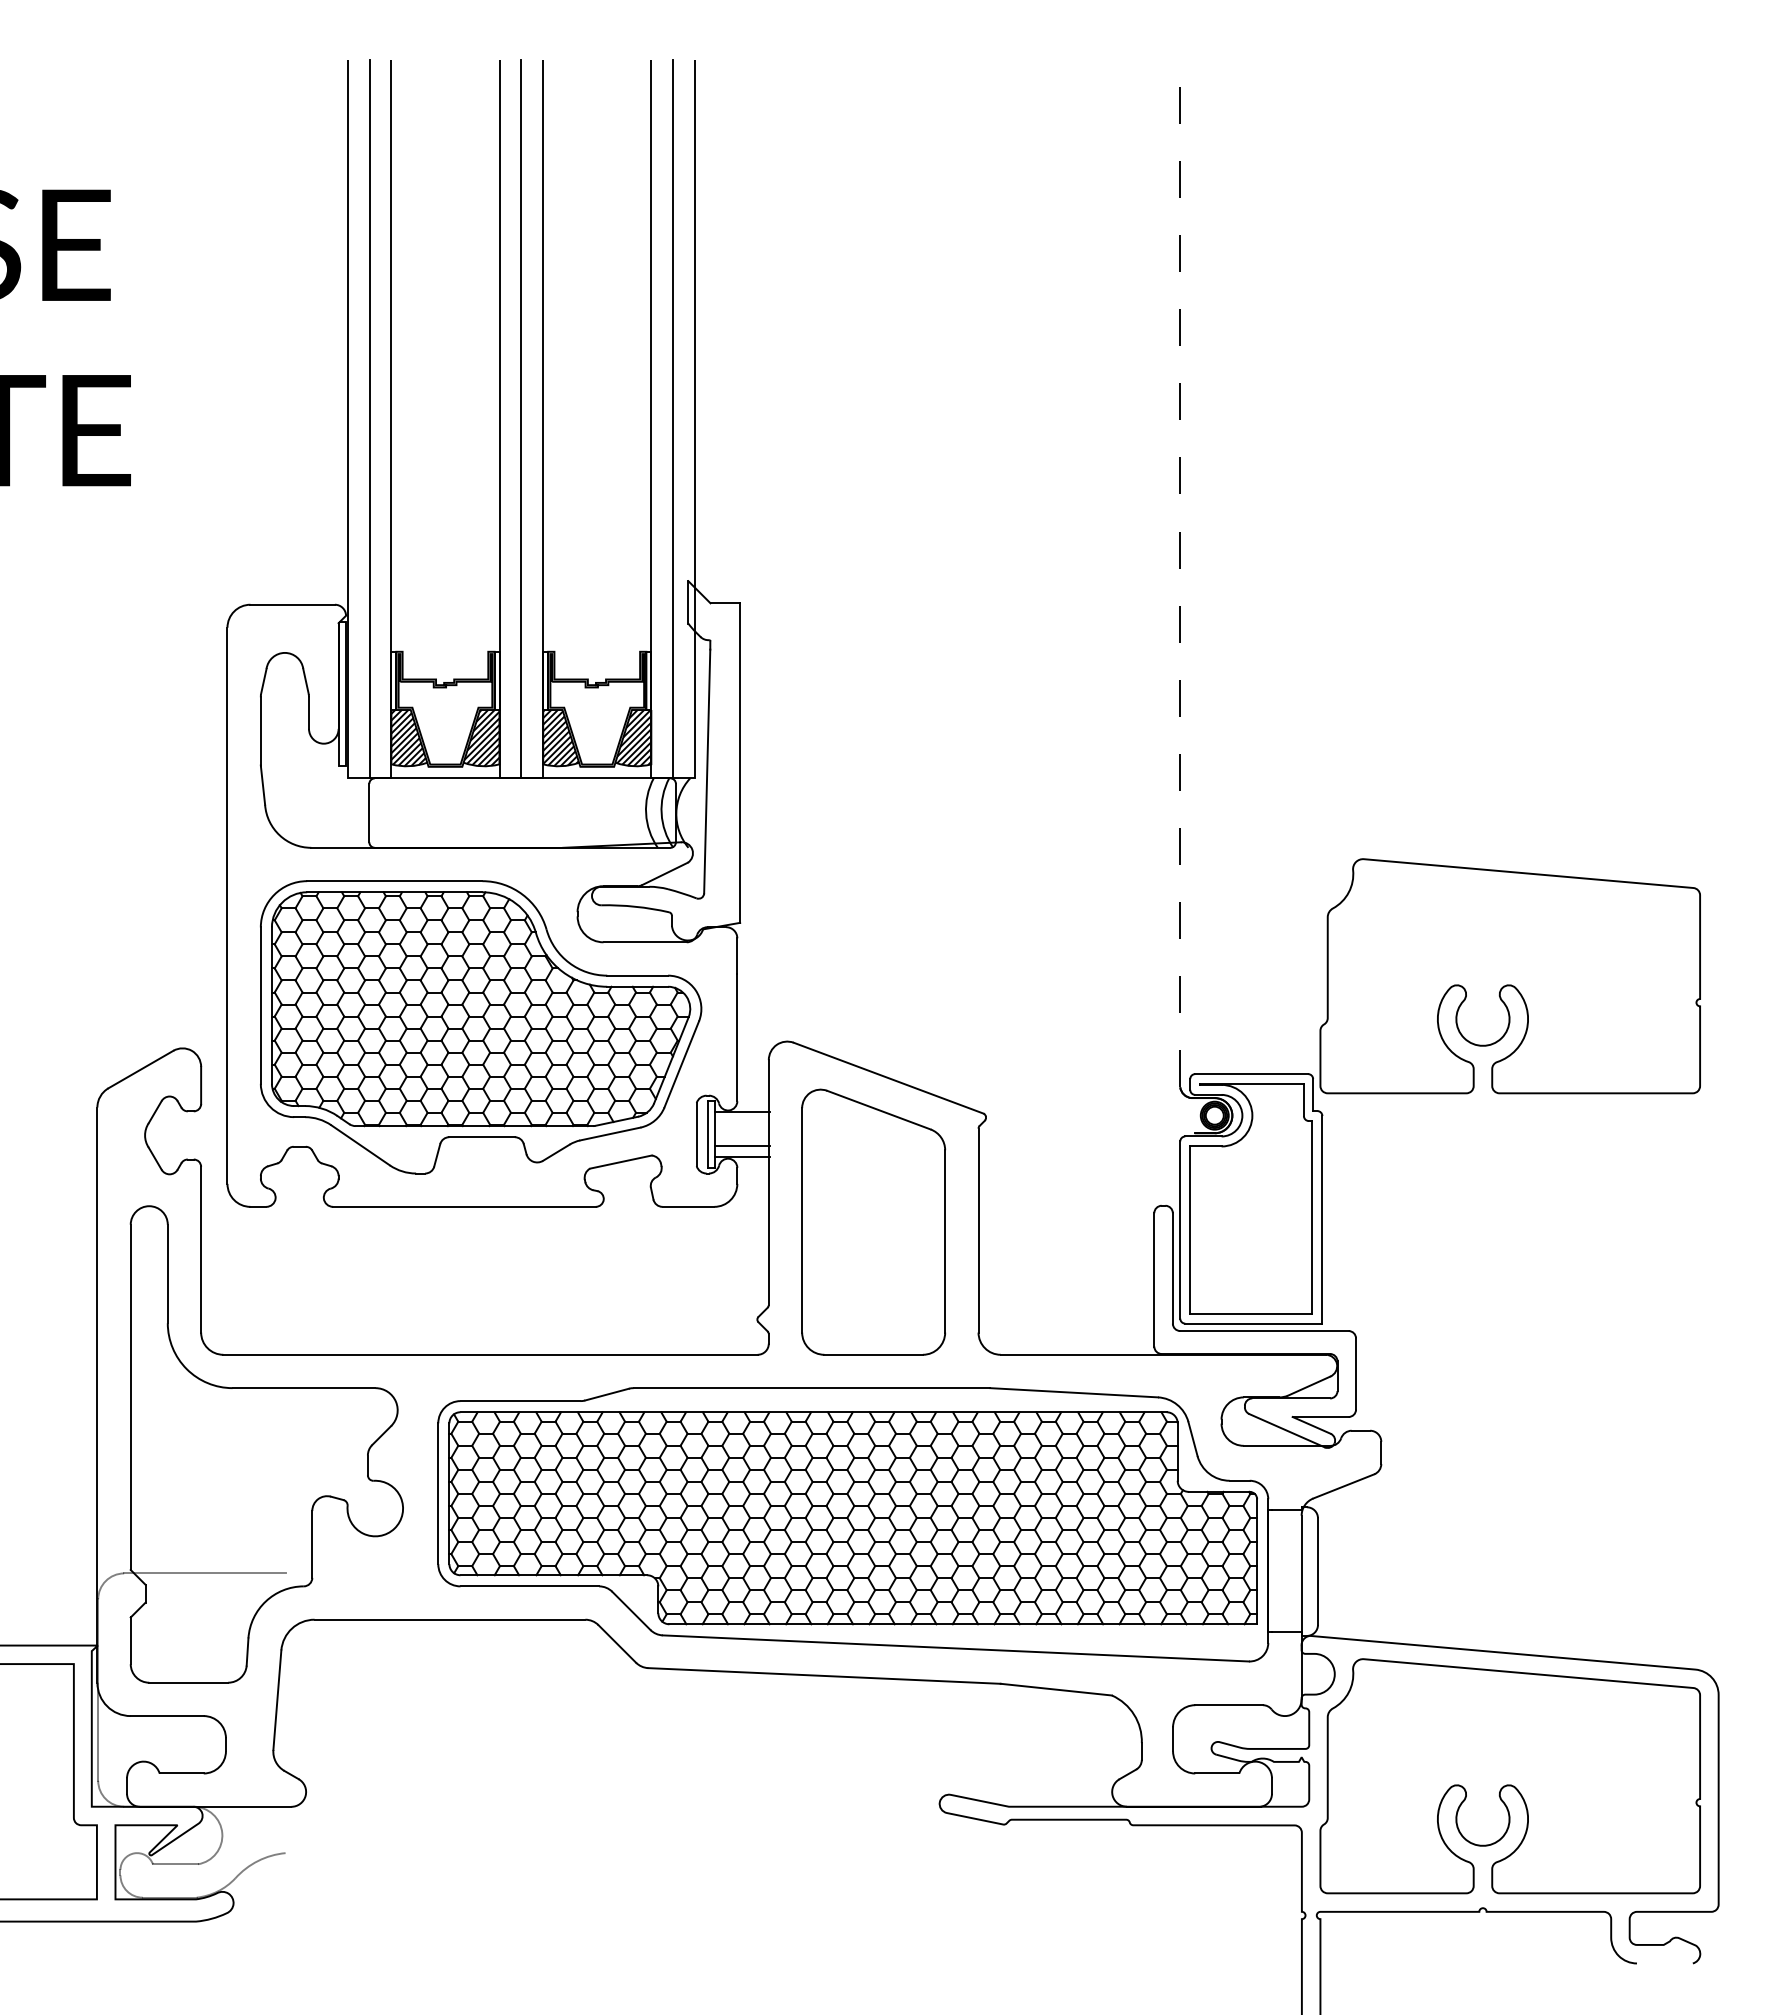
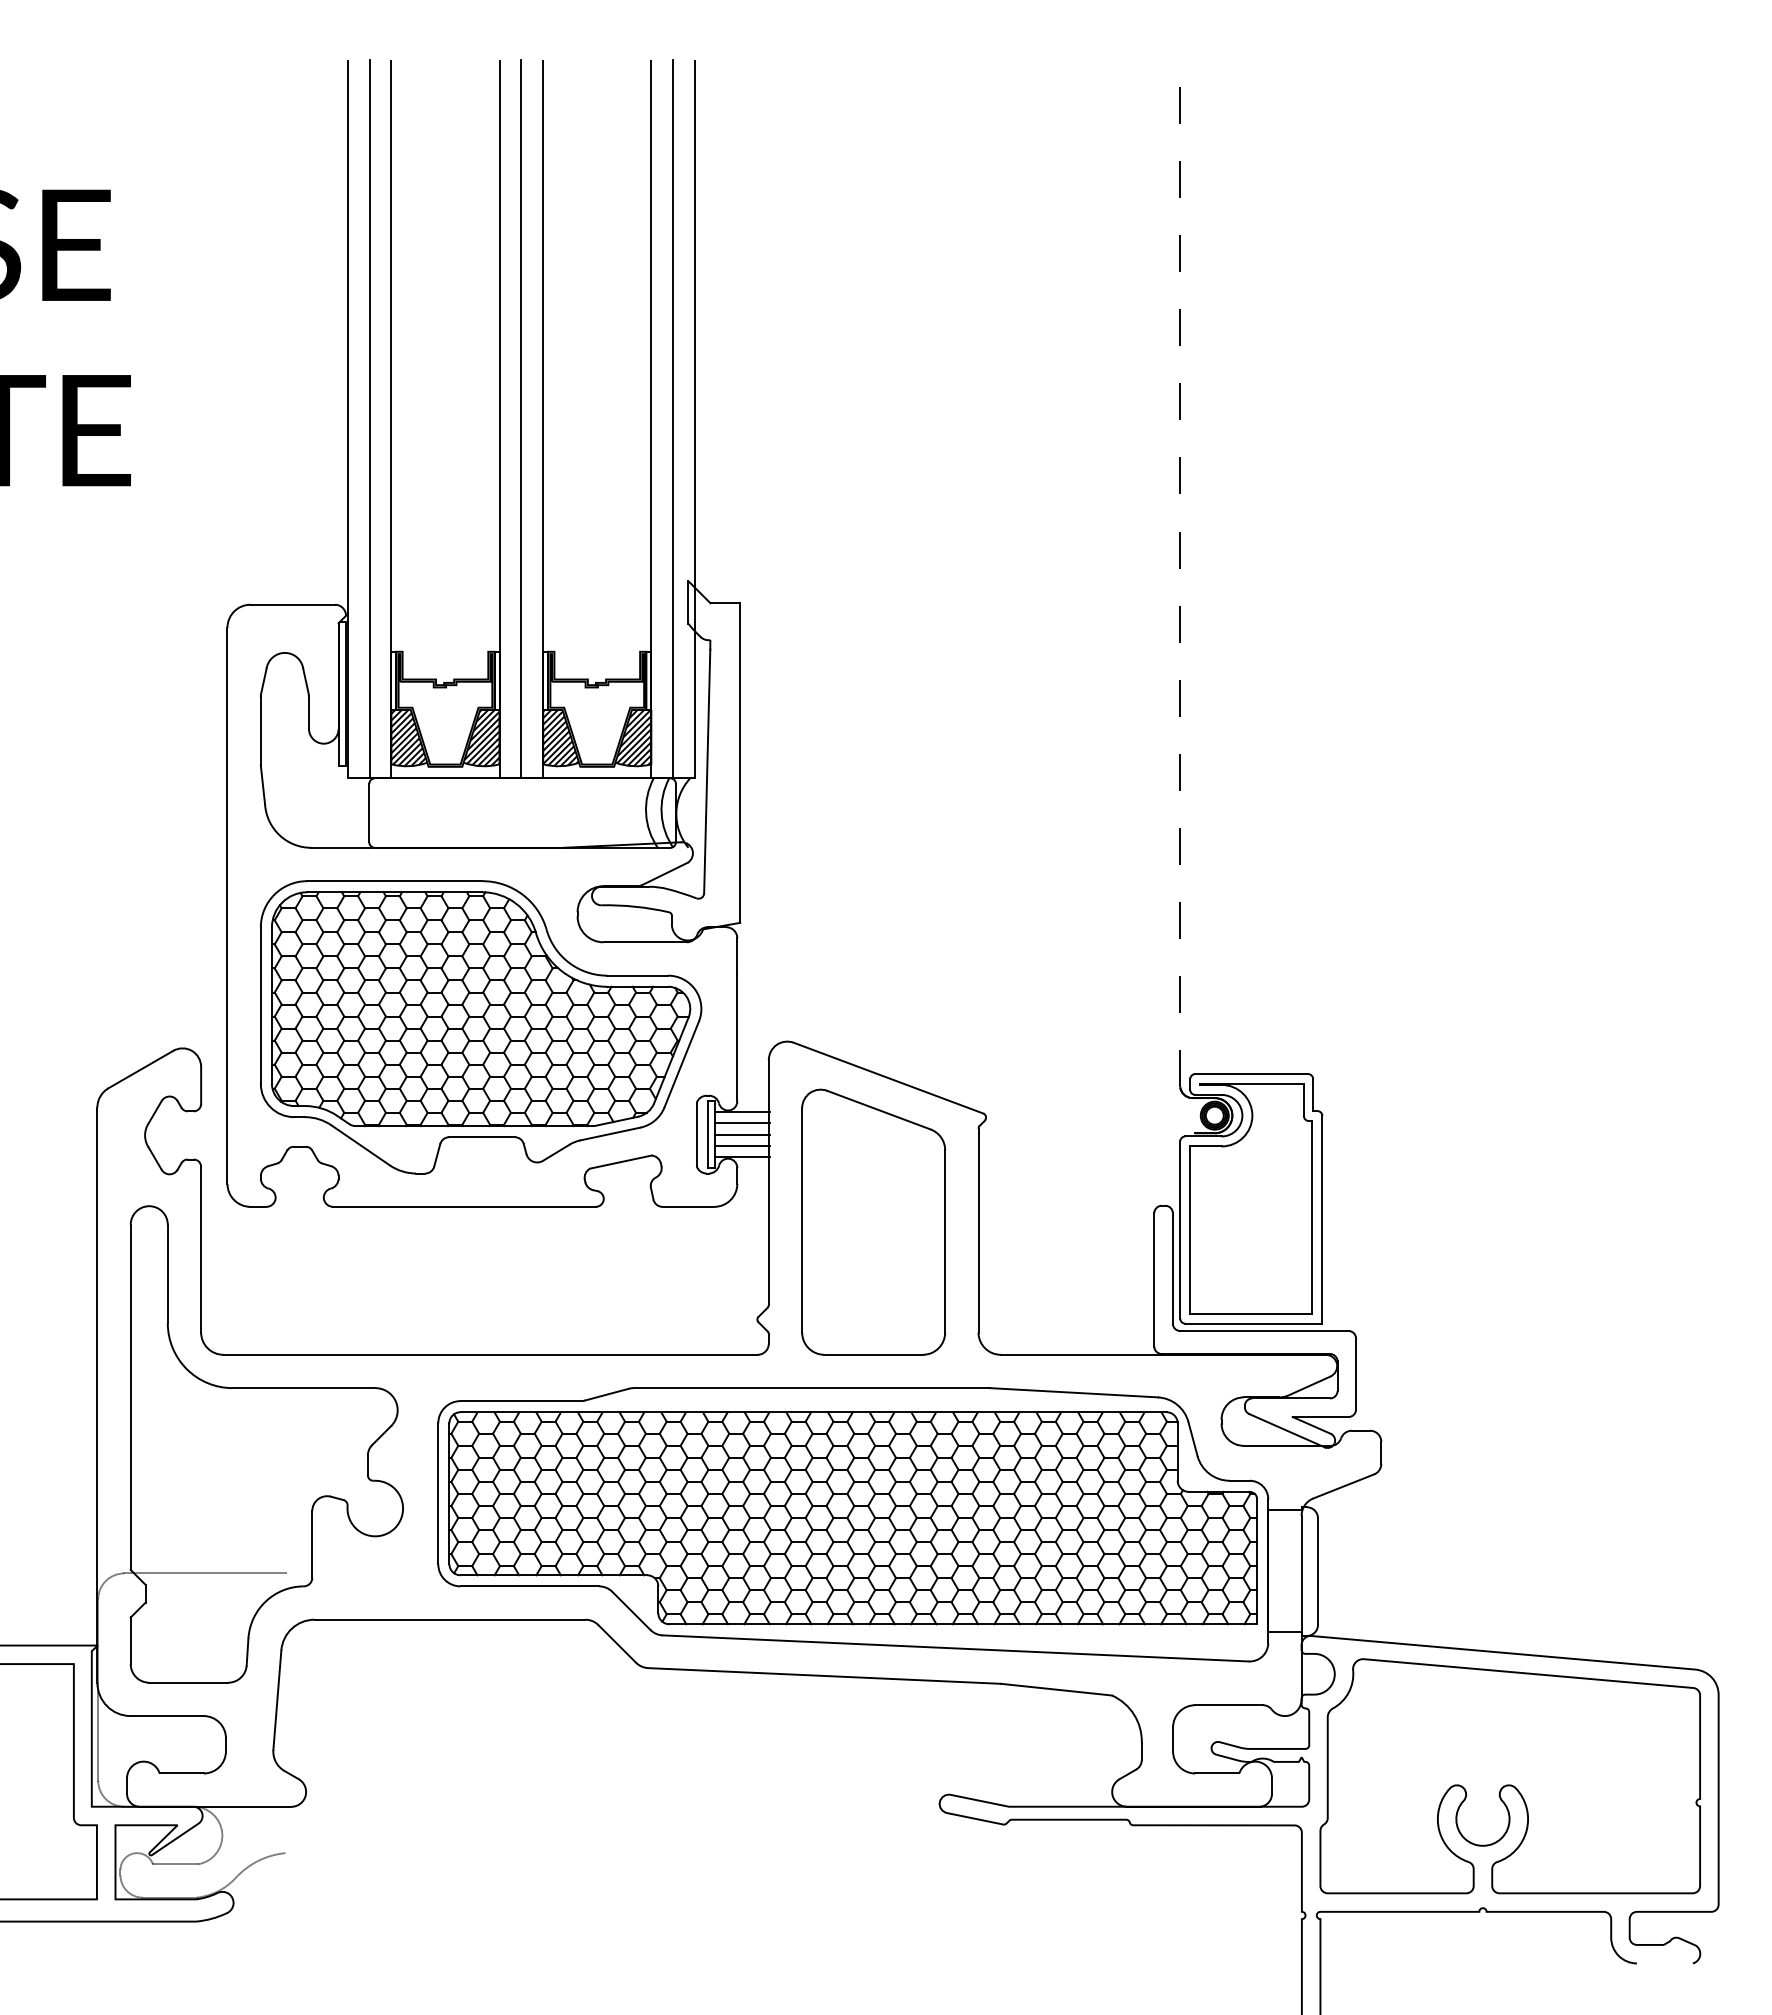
part: present -> none (1509, 976)
line: none -> present (742, 1123)
line: none -> present (742, 1134)
